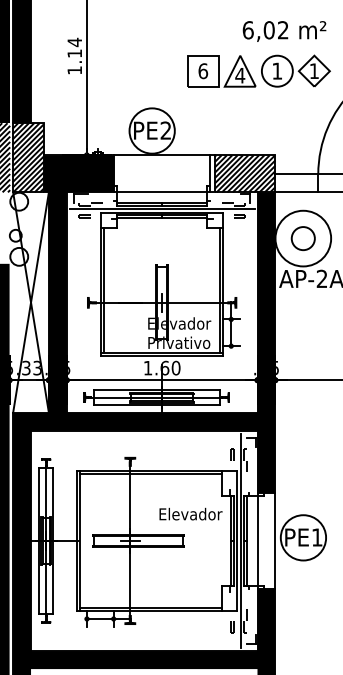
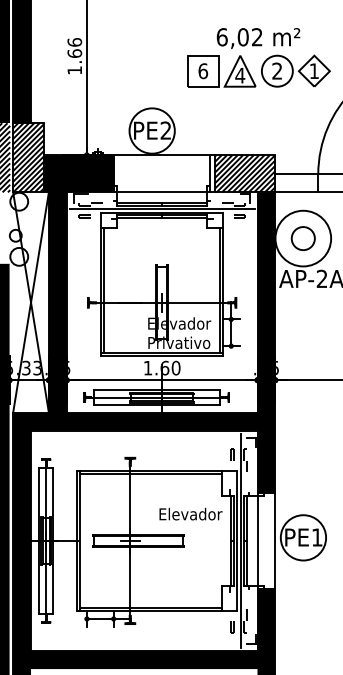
text position: (284, 31) -> (258, 38) (258, 38)
text: 1.14 -> 1.66 (74, 47)
text: 1 -> 2 (276, 70)
